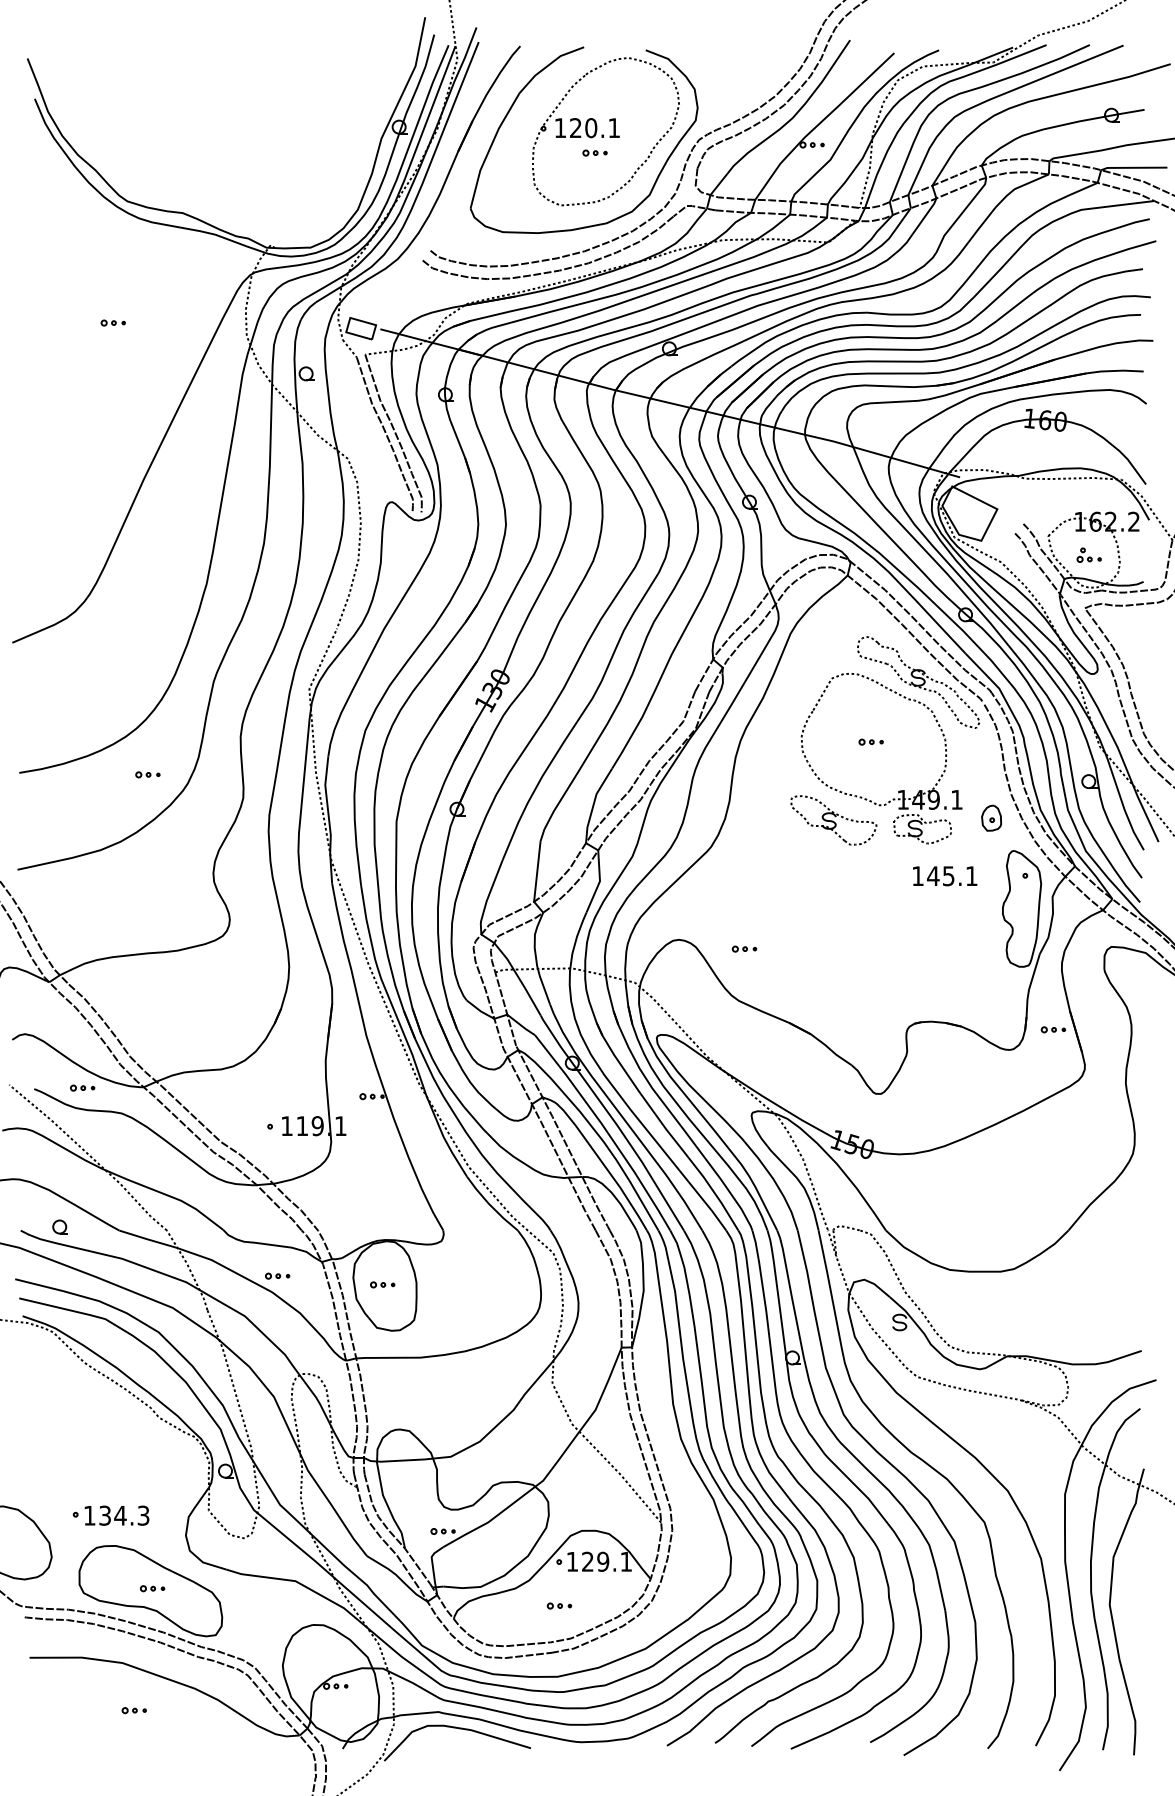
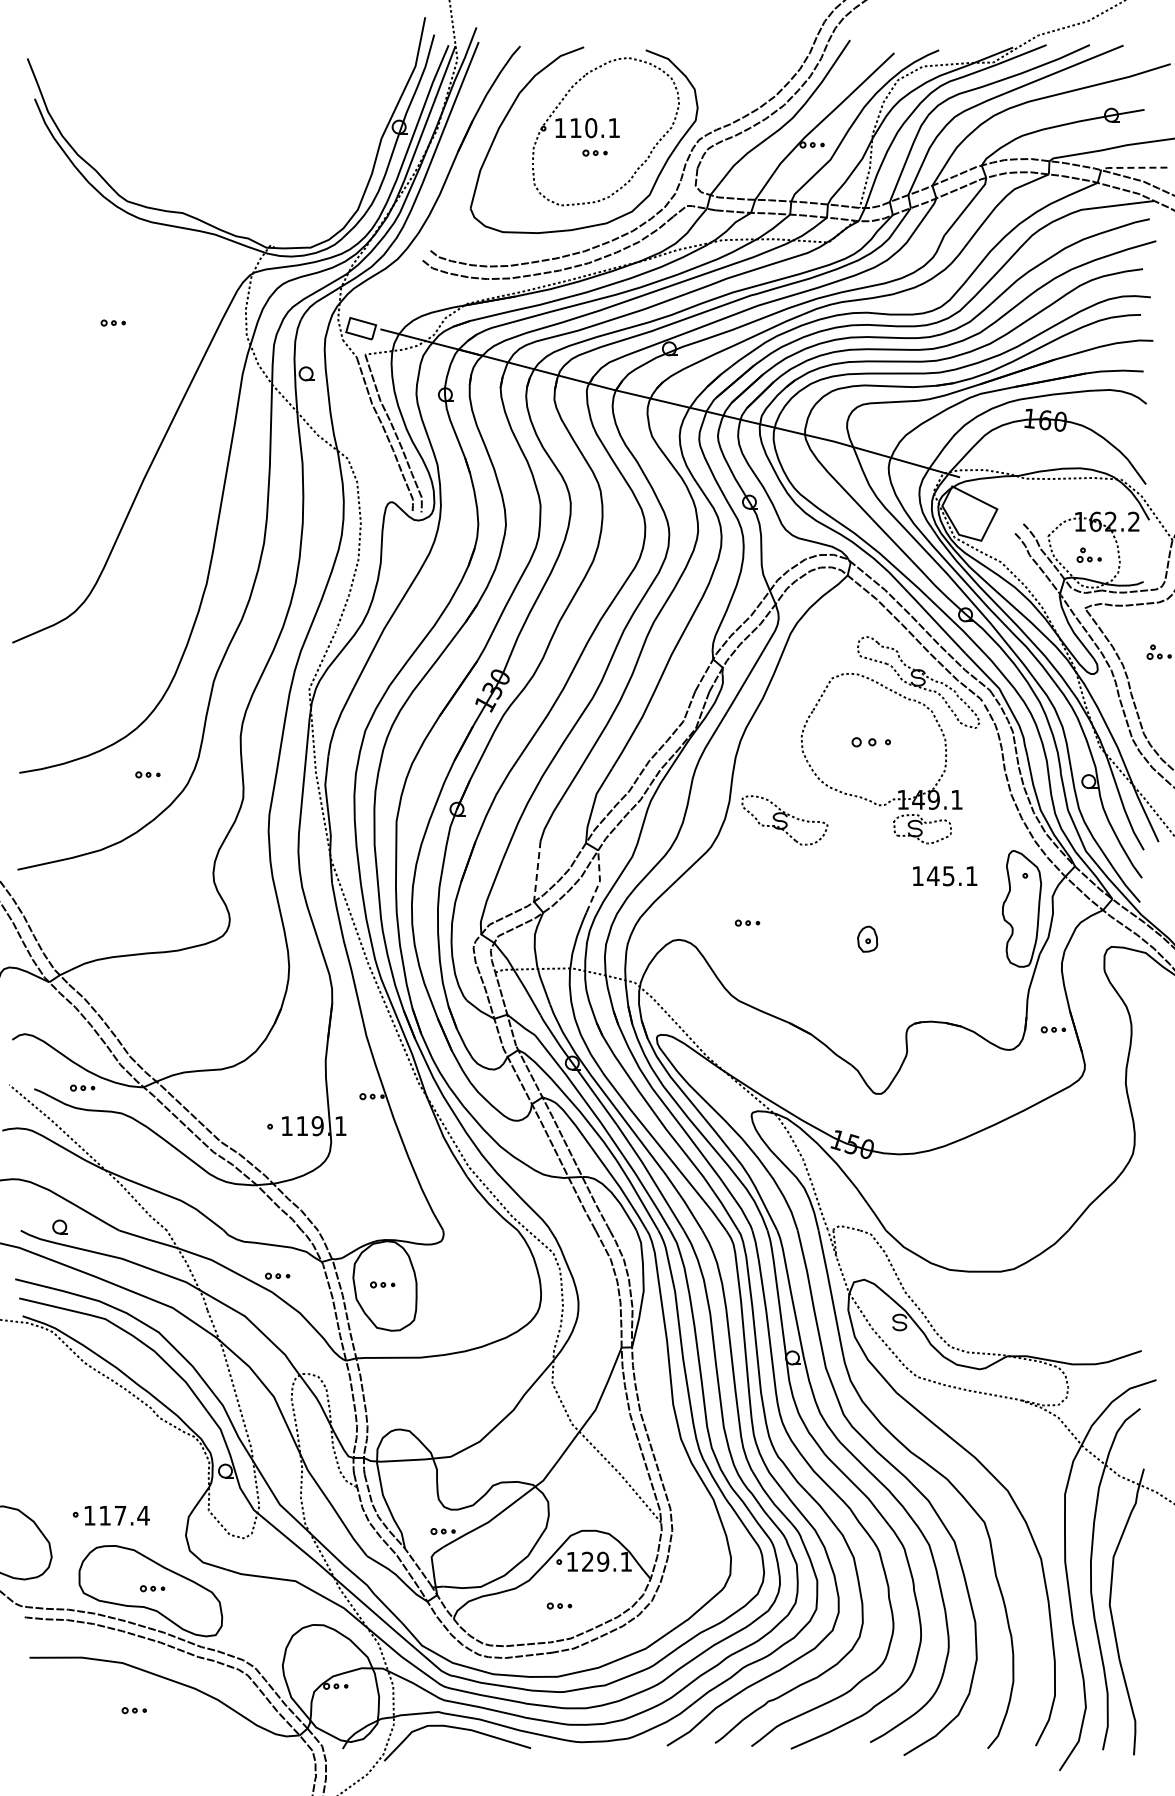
text: 120.1 -> 110.1 (575, 127)
line: solid -> dashed (1132, 167)
part: none -> present (1158, 651)
part size: 26x8 px -> 40x11 px (870, 742)
part position: (991, 817) -> (867, 938) (867, 938)
part position: (833, 820) -> (784, 820) (784, 820)
line: solid -> dashed (537, 871)
line: solid -> dashed (599, 882)
part position: (744, 948) -> (747, 922) (747, 922)
text: 134.3 -> 117.4 (124, 1515)
